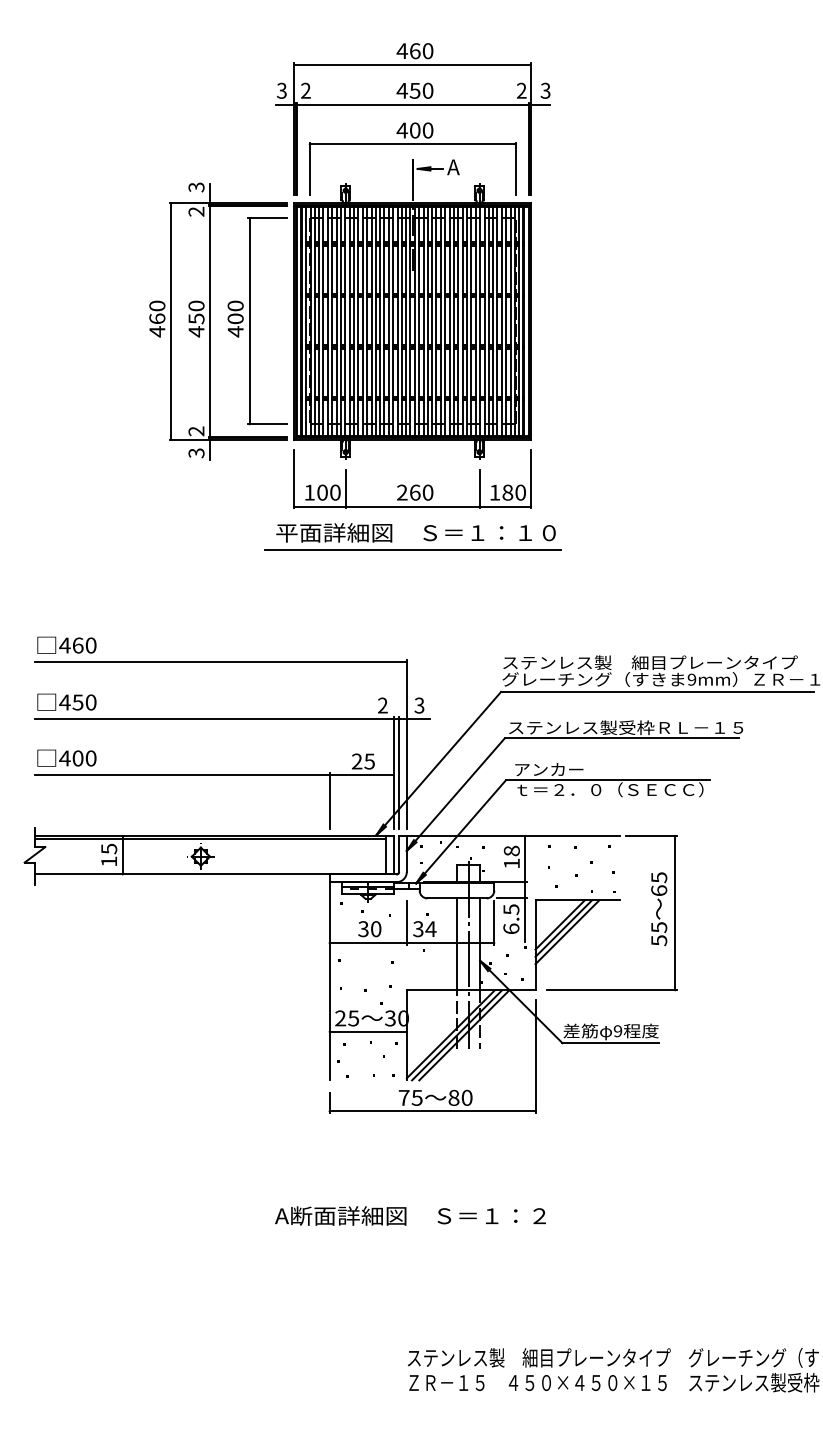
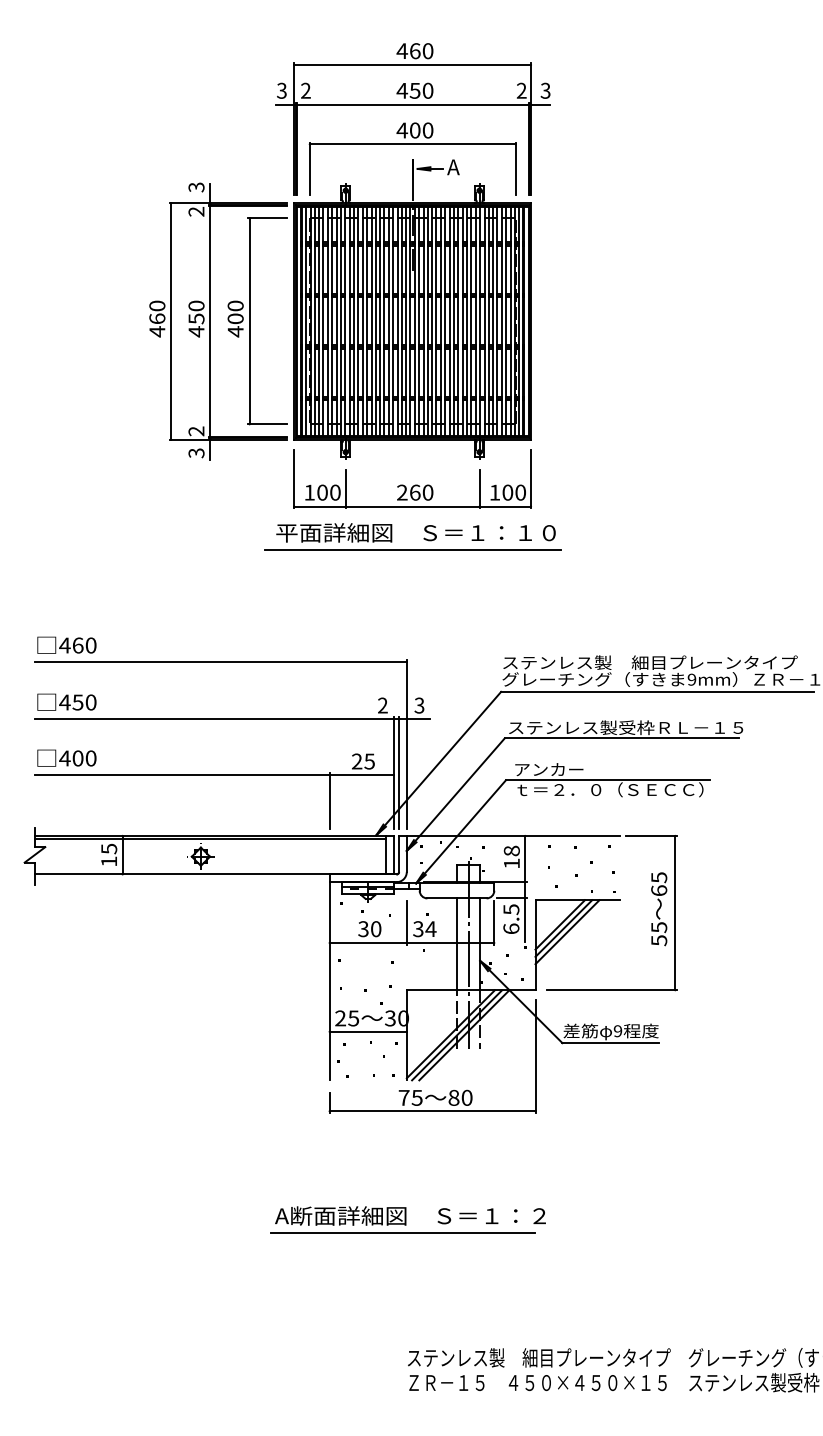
text: 180 -> 100 (507, 492)
line: none -> present (402, 1233)
